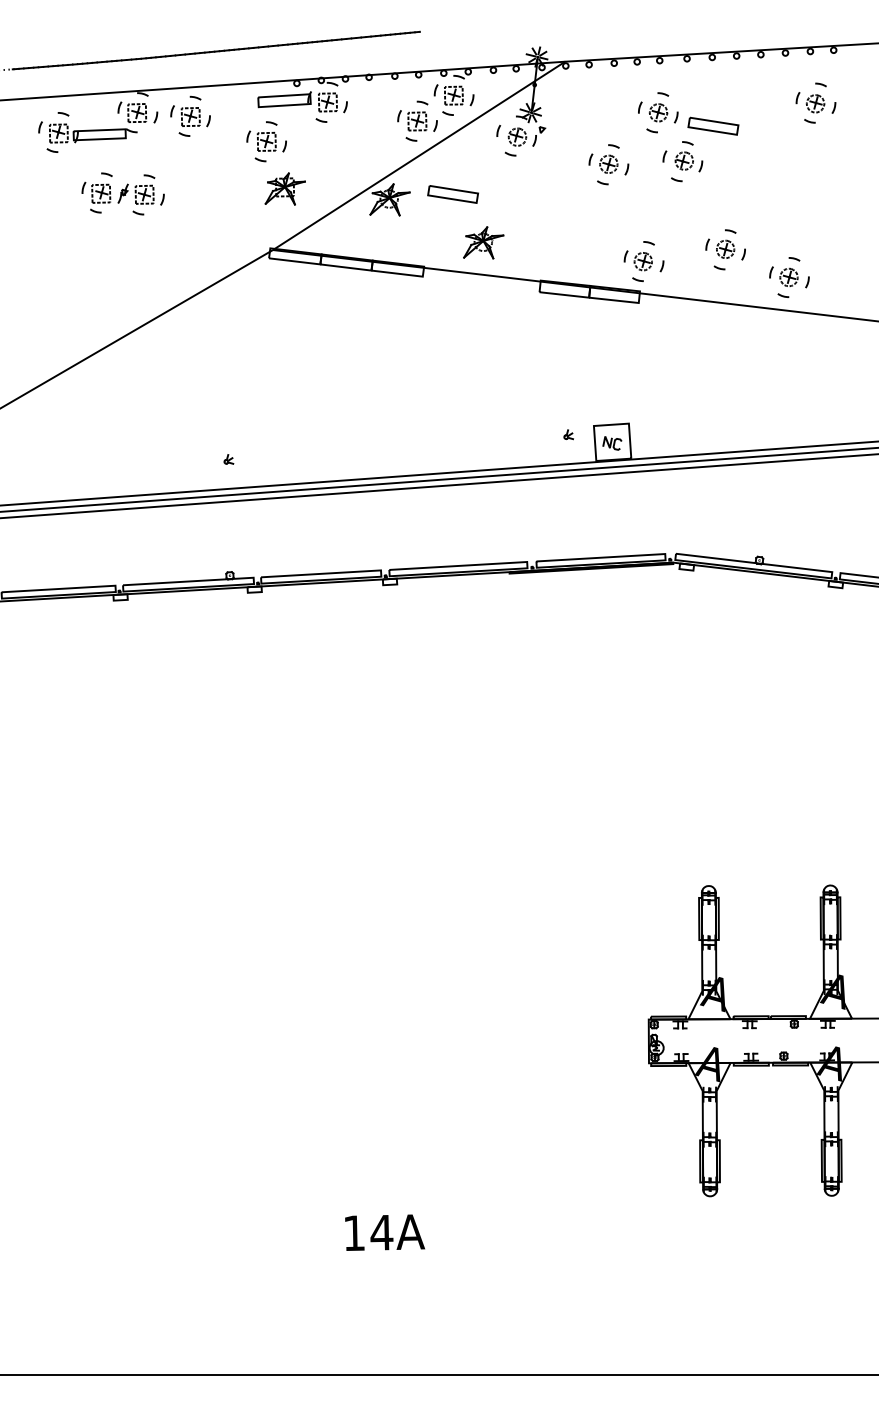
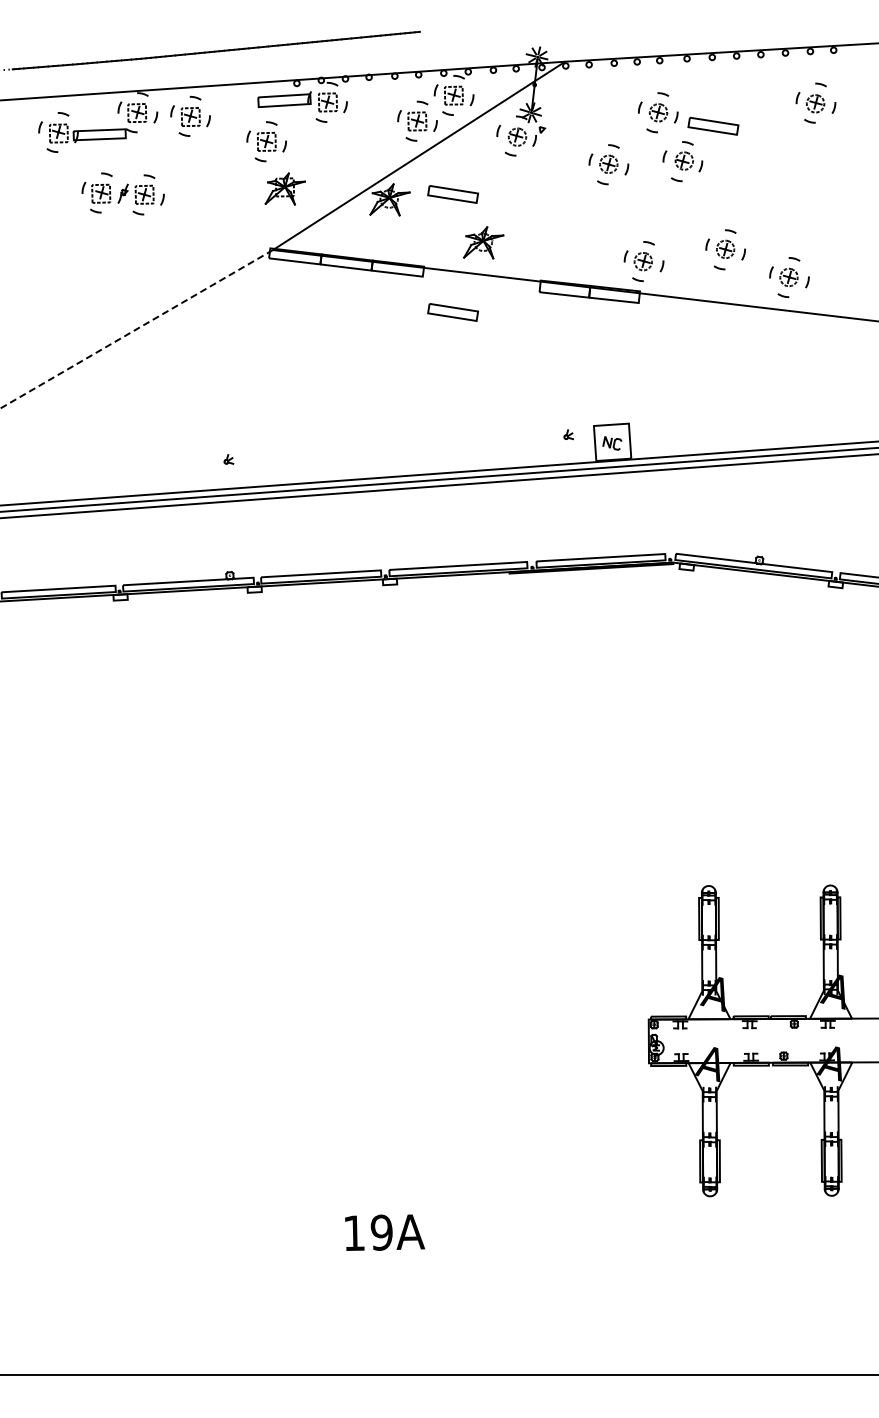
part: none -> present (452, 312)
line: solid -> dashed (136, 329)
text: 14A -> 19A (381, 1232)
